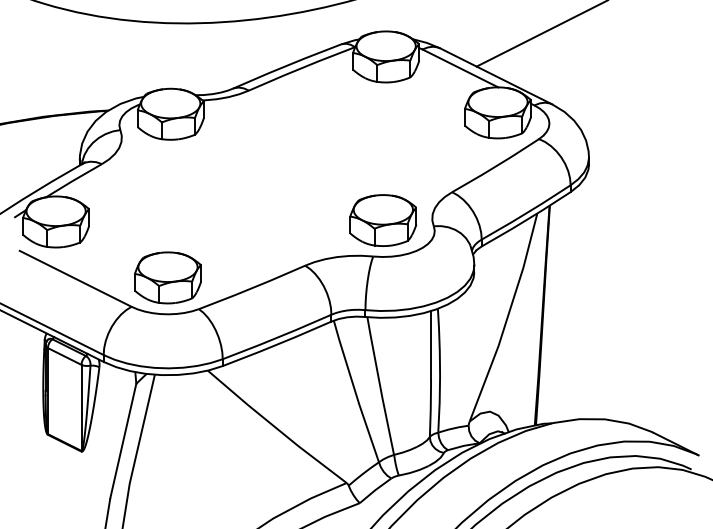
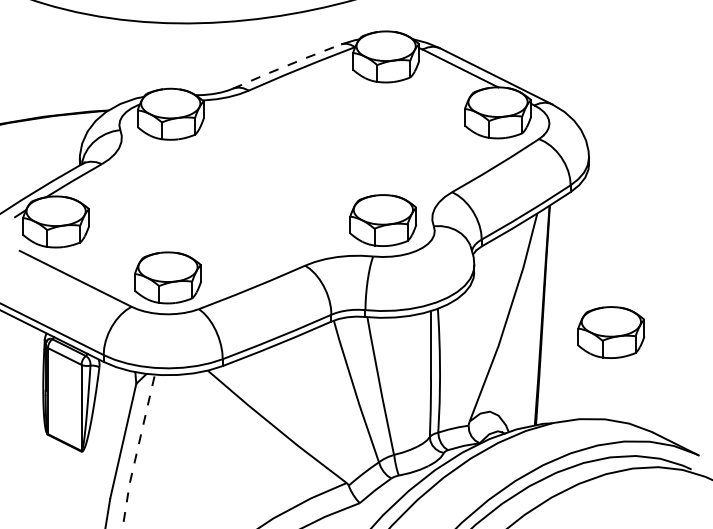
line: present -> none (540, 34)
line: solid -> dashed (287, 65)
part: none -> present (611, 332)
line: solid -> dashed (137, 451)
